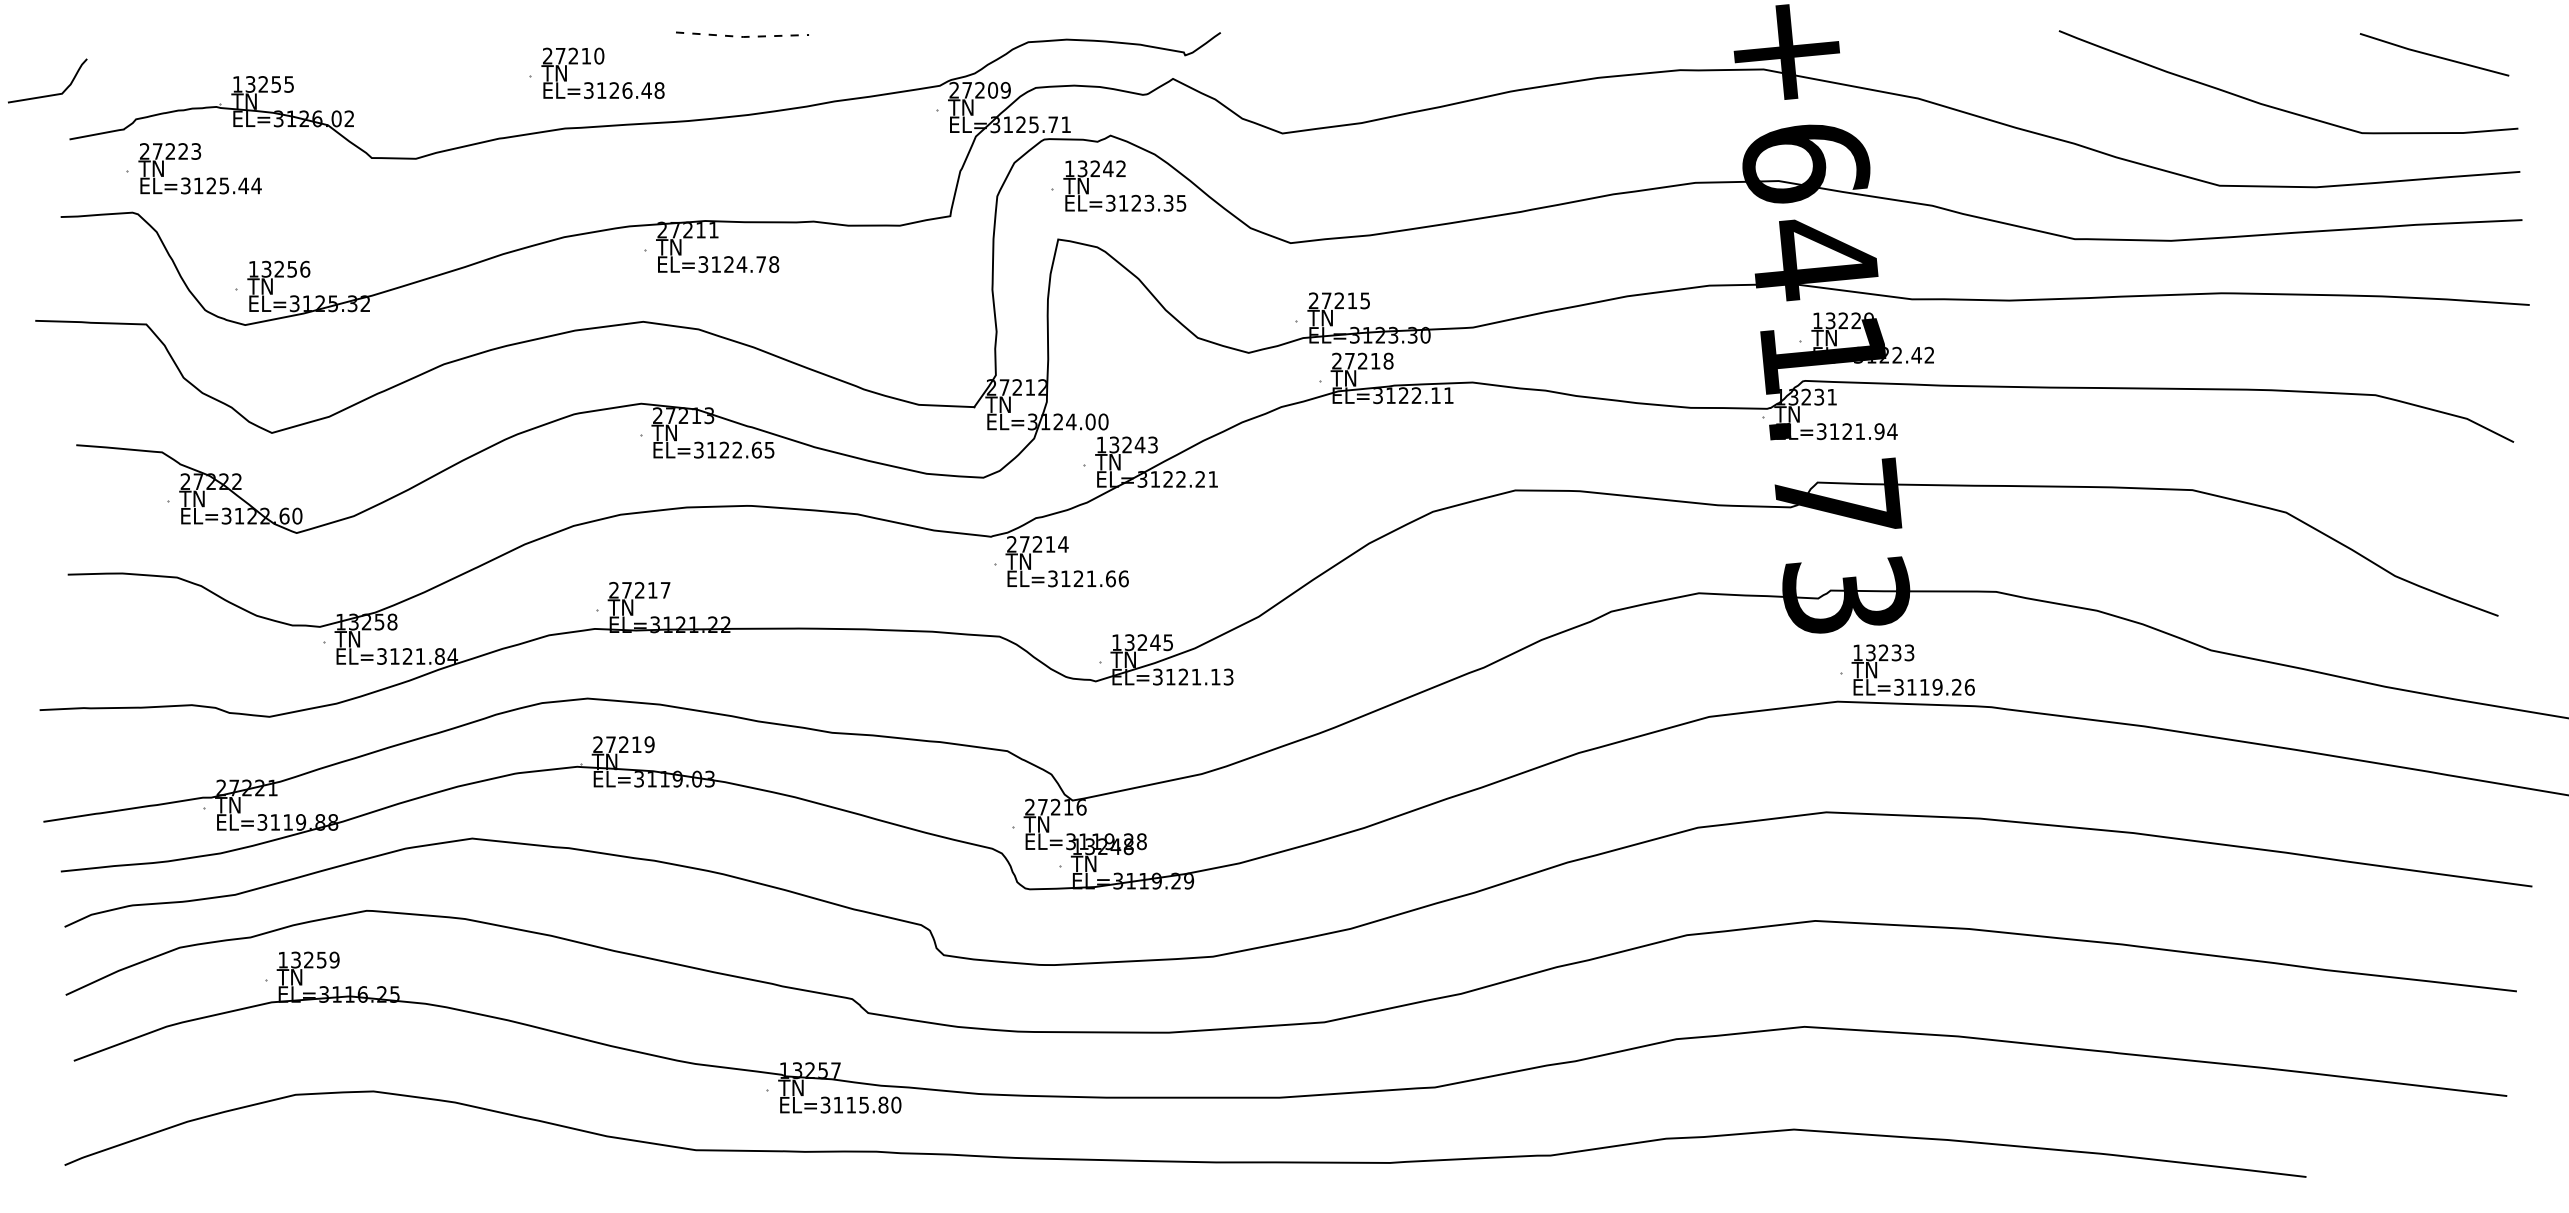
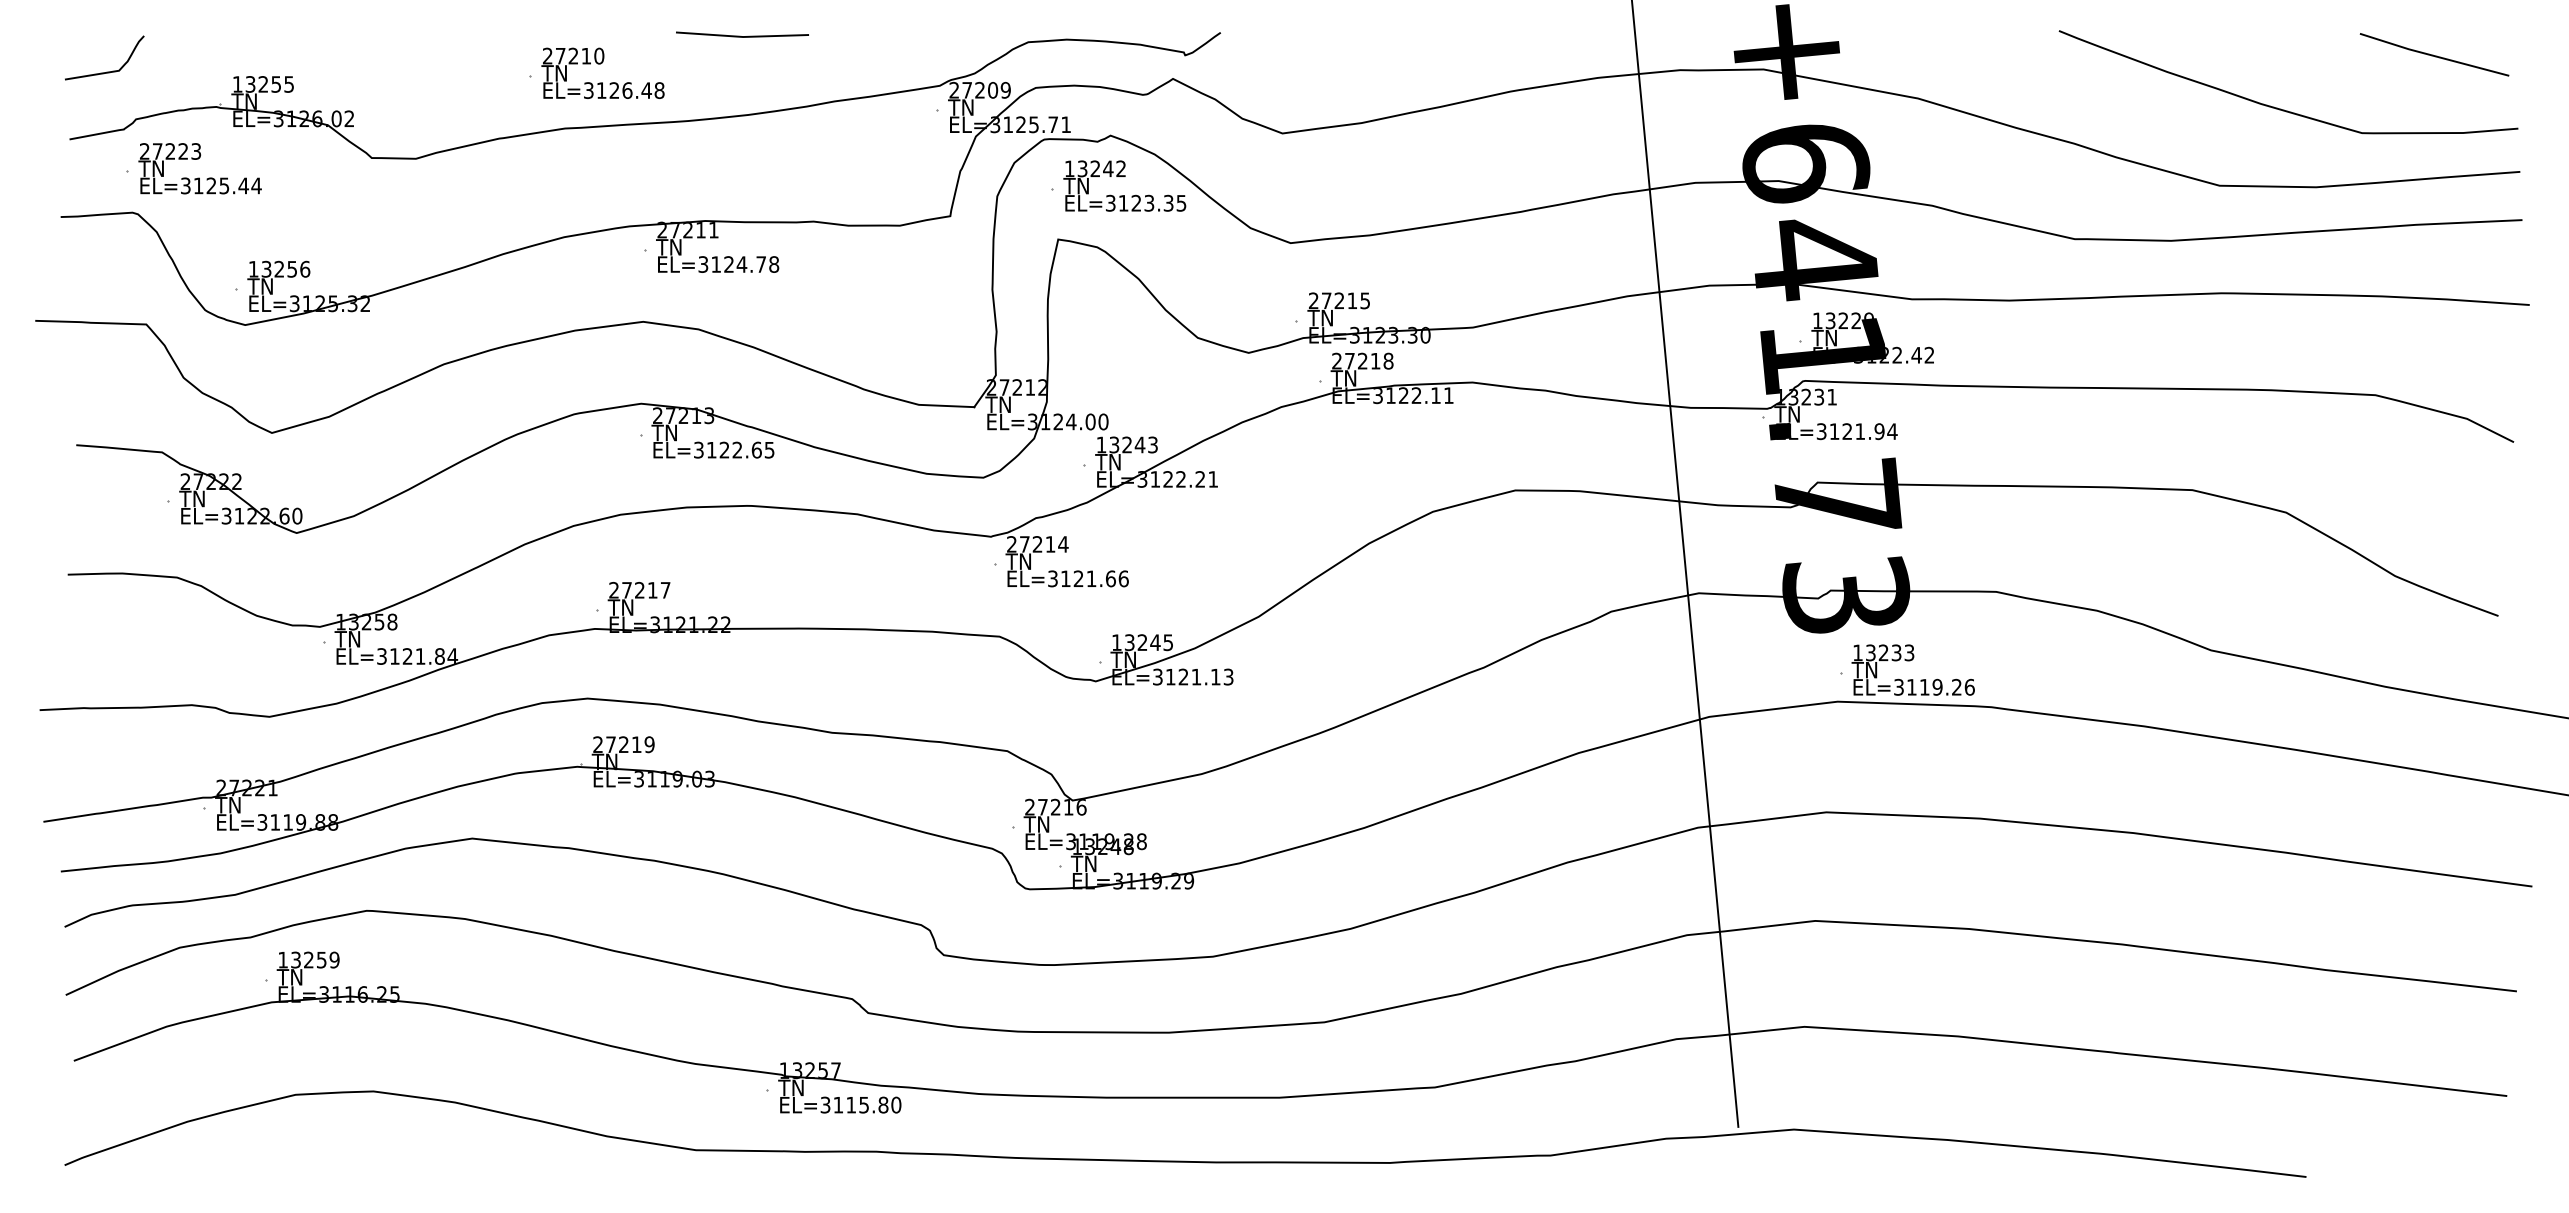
line: dashed -> solid (742, 36)
curve position: (49, 94) -> (106, 71) (106, 71)
line: none -> present (1685, 564)
